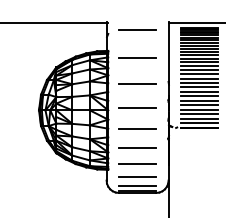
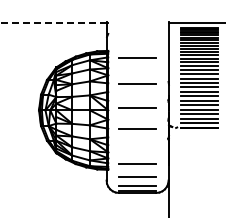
line: solid -> dashed (53, 22)
line: present -> none (137, 30)
line: present -> none (137, 147)
